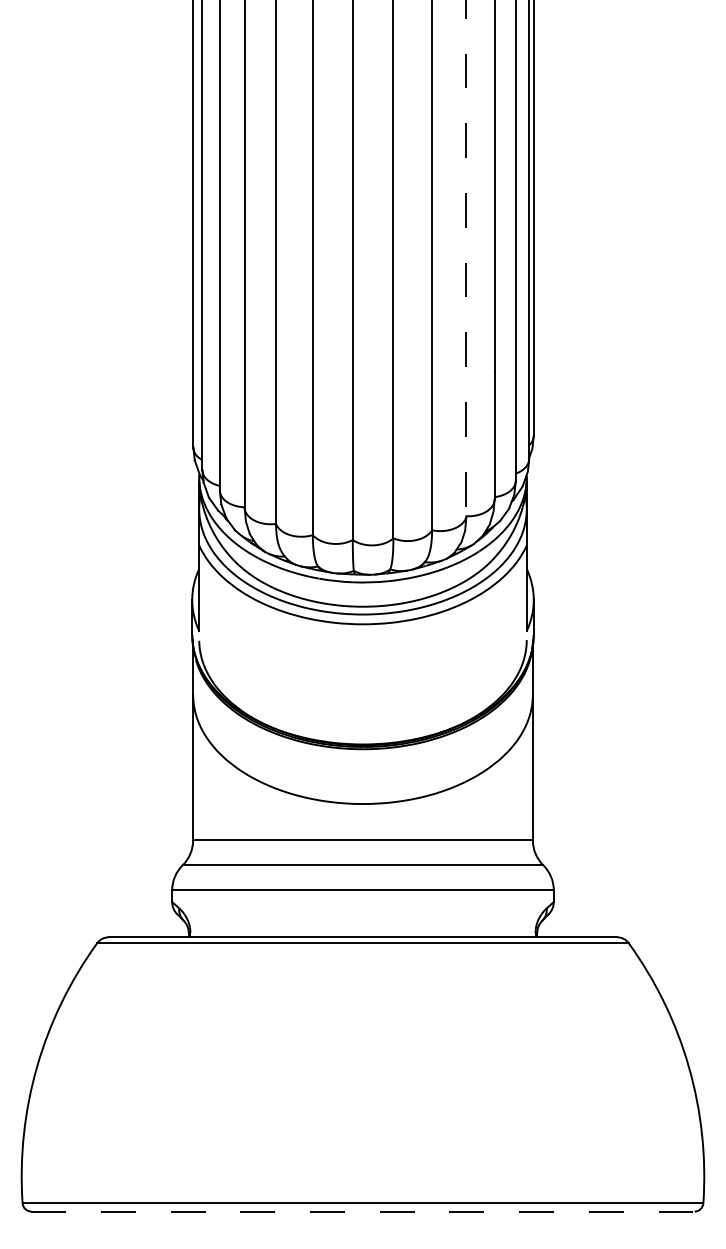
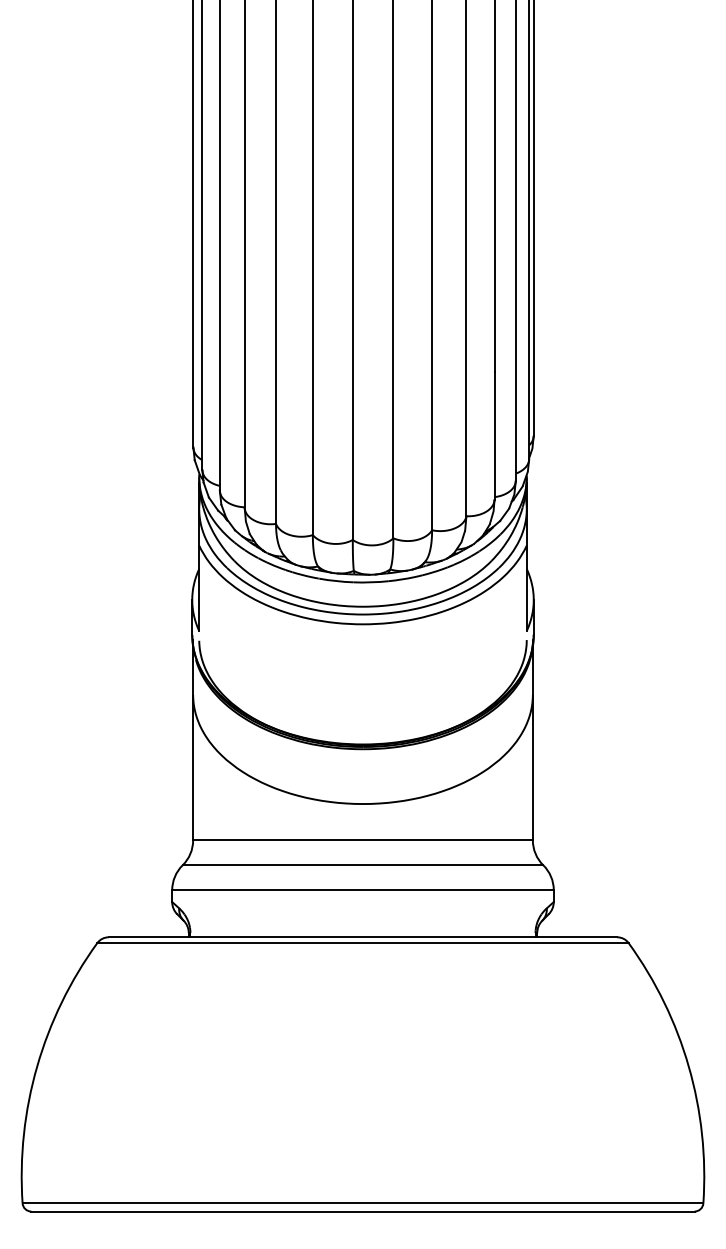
line: dashed -> solid (466, 258)
line: dashed -> solid (362, 1211)
